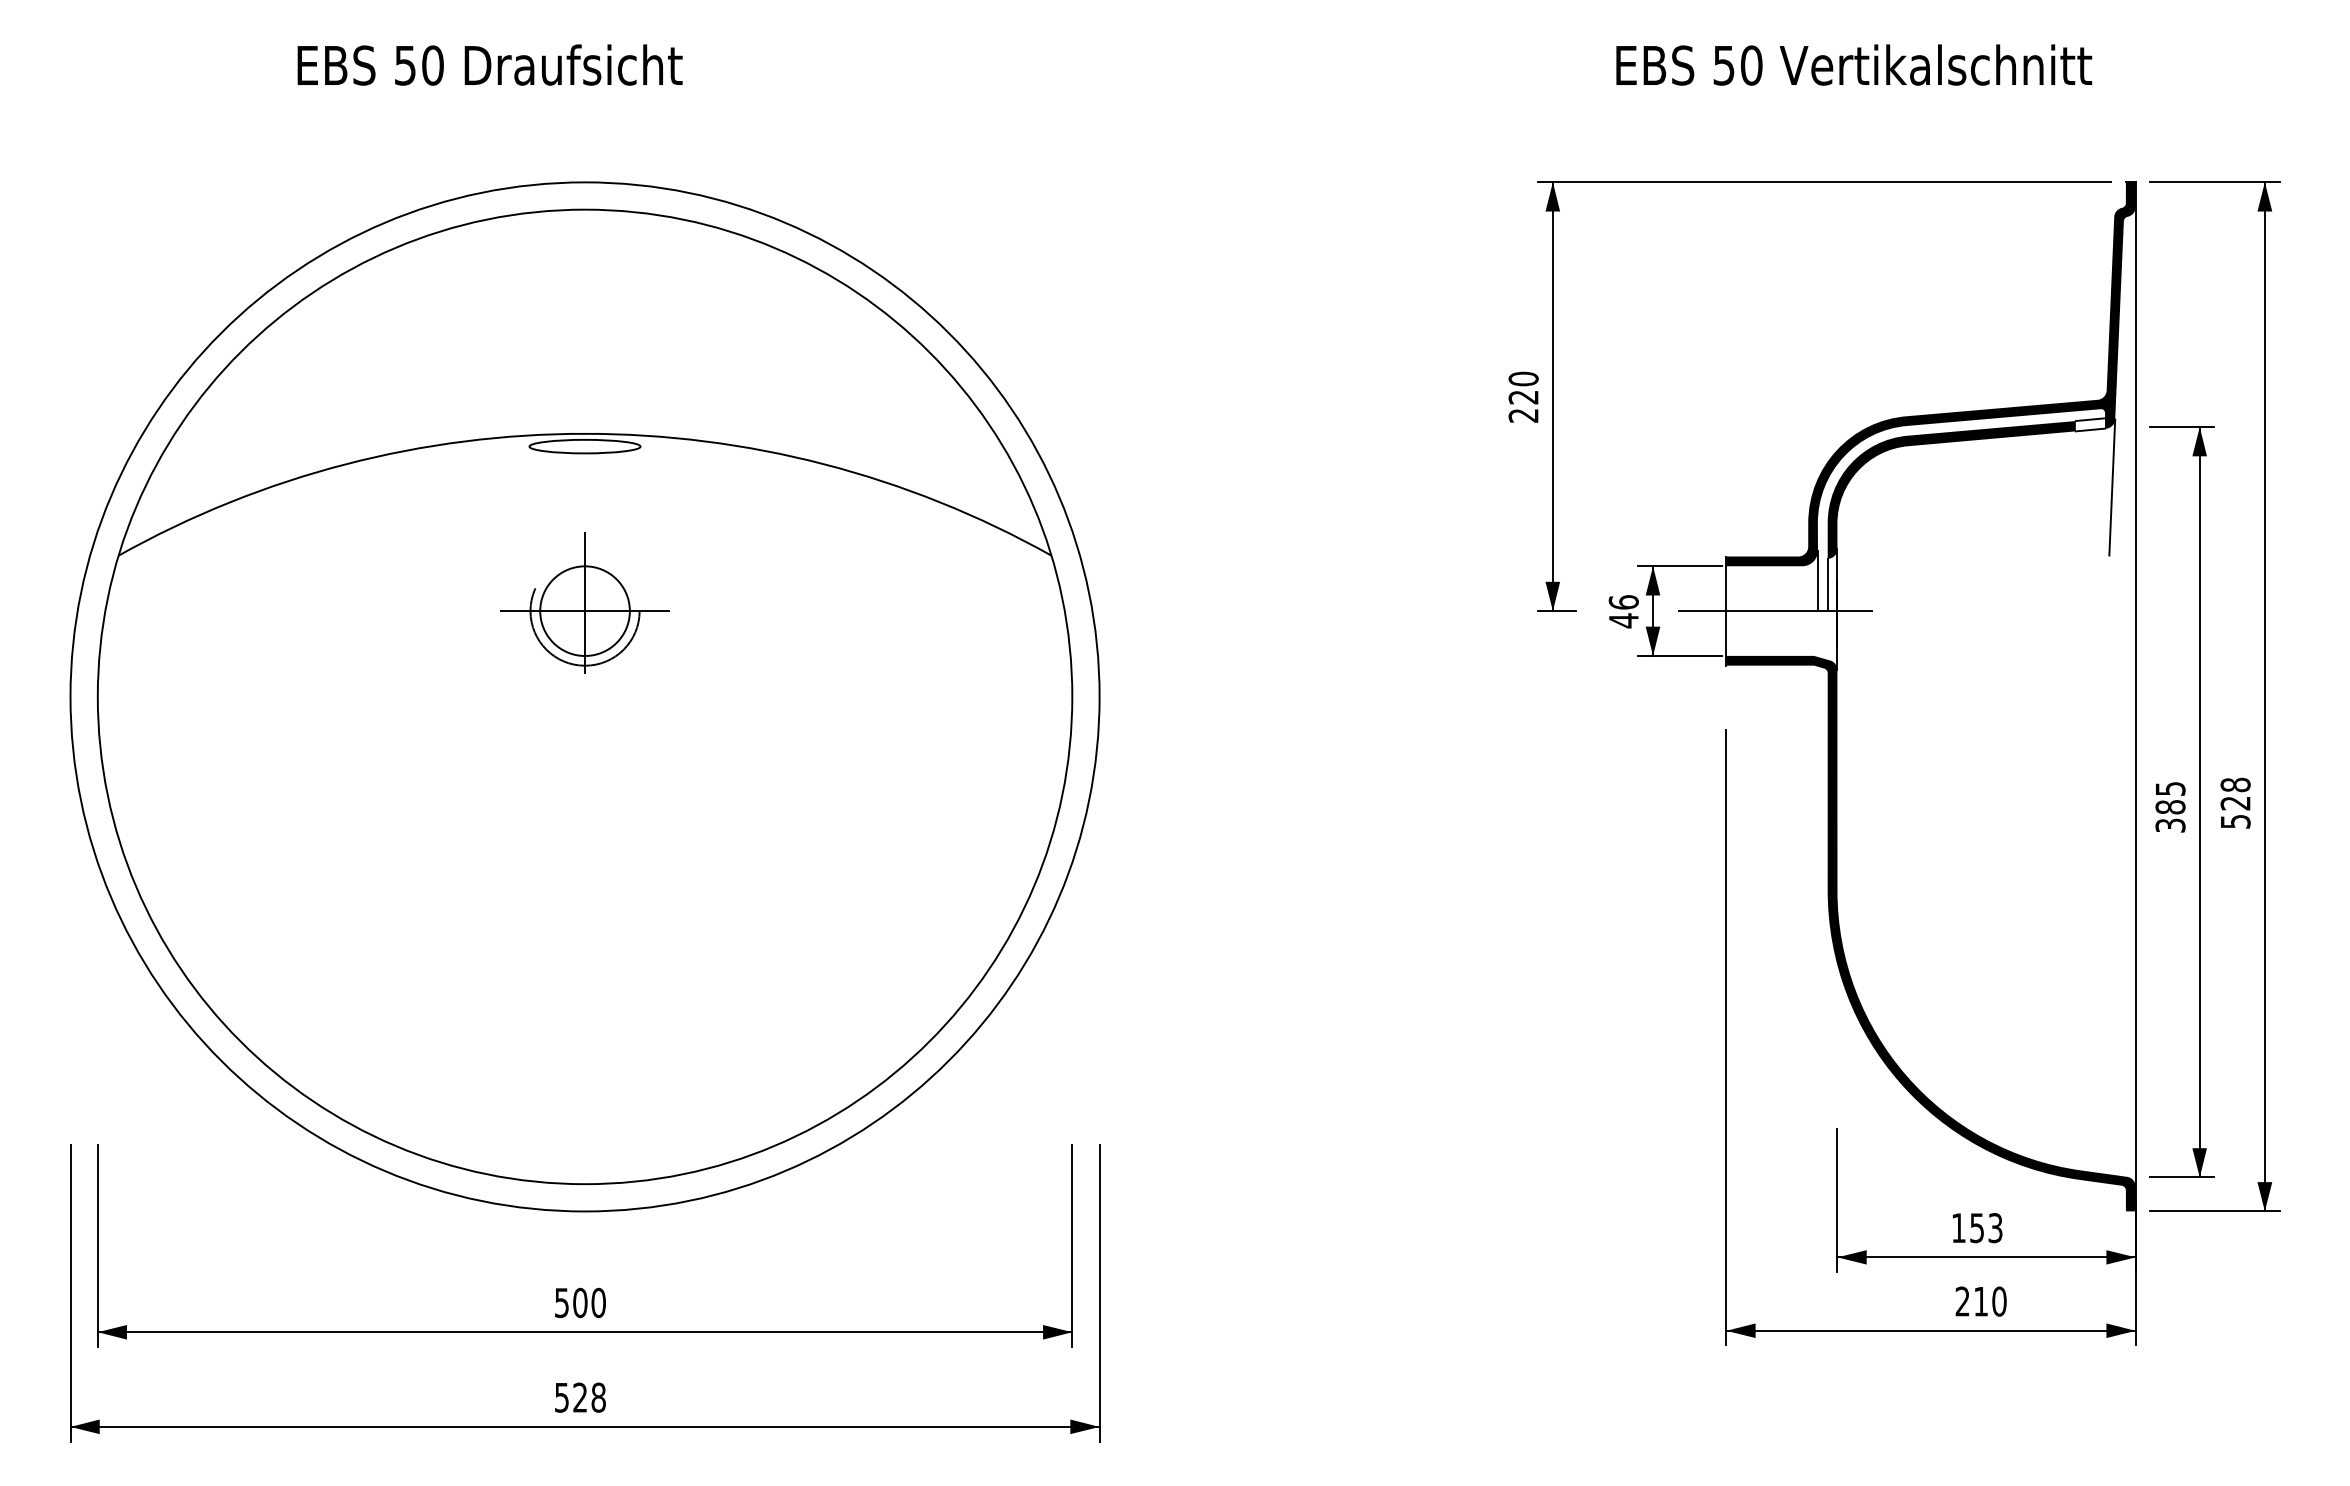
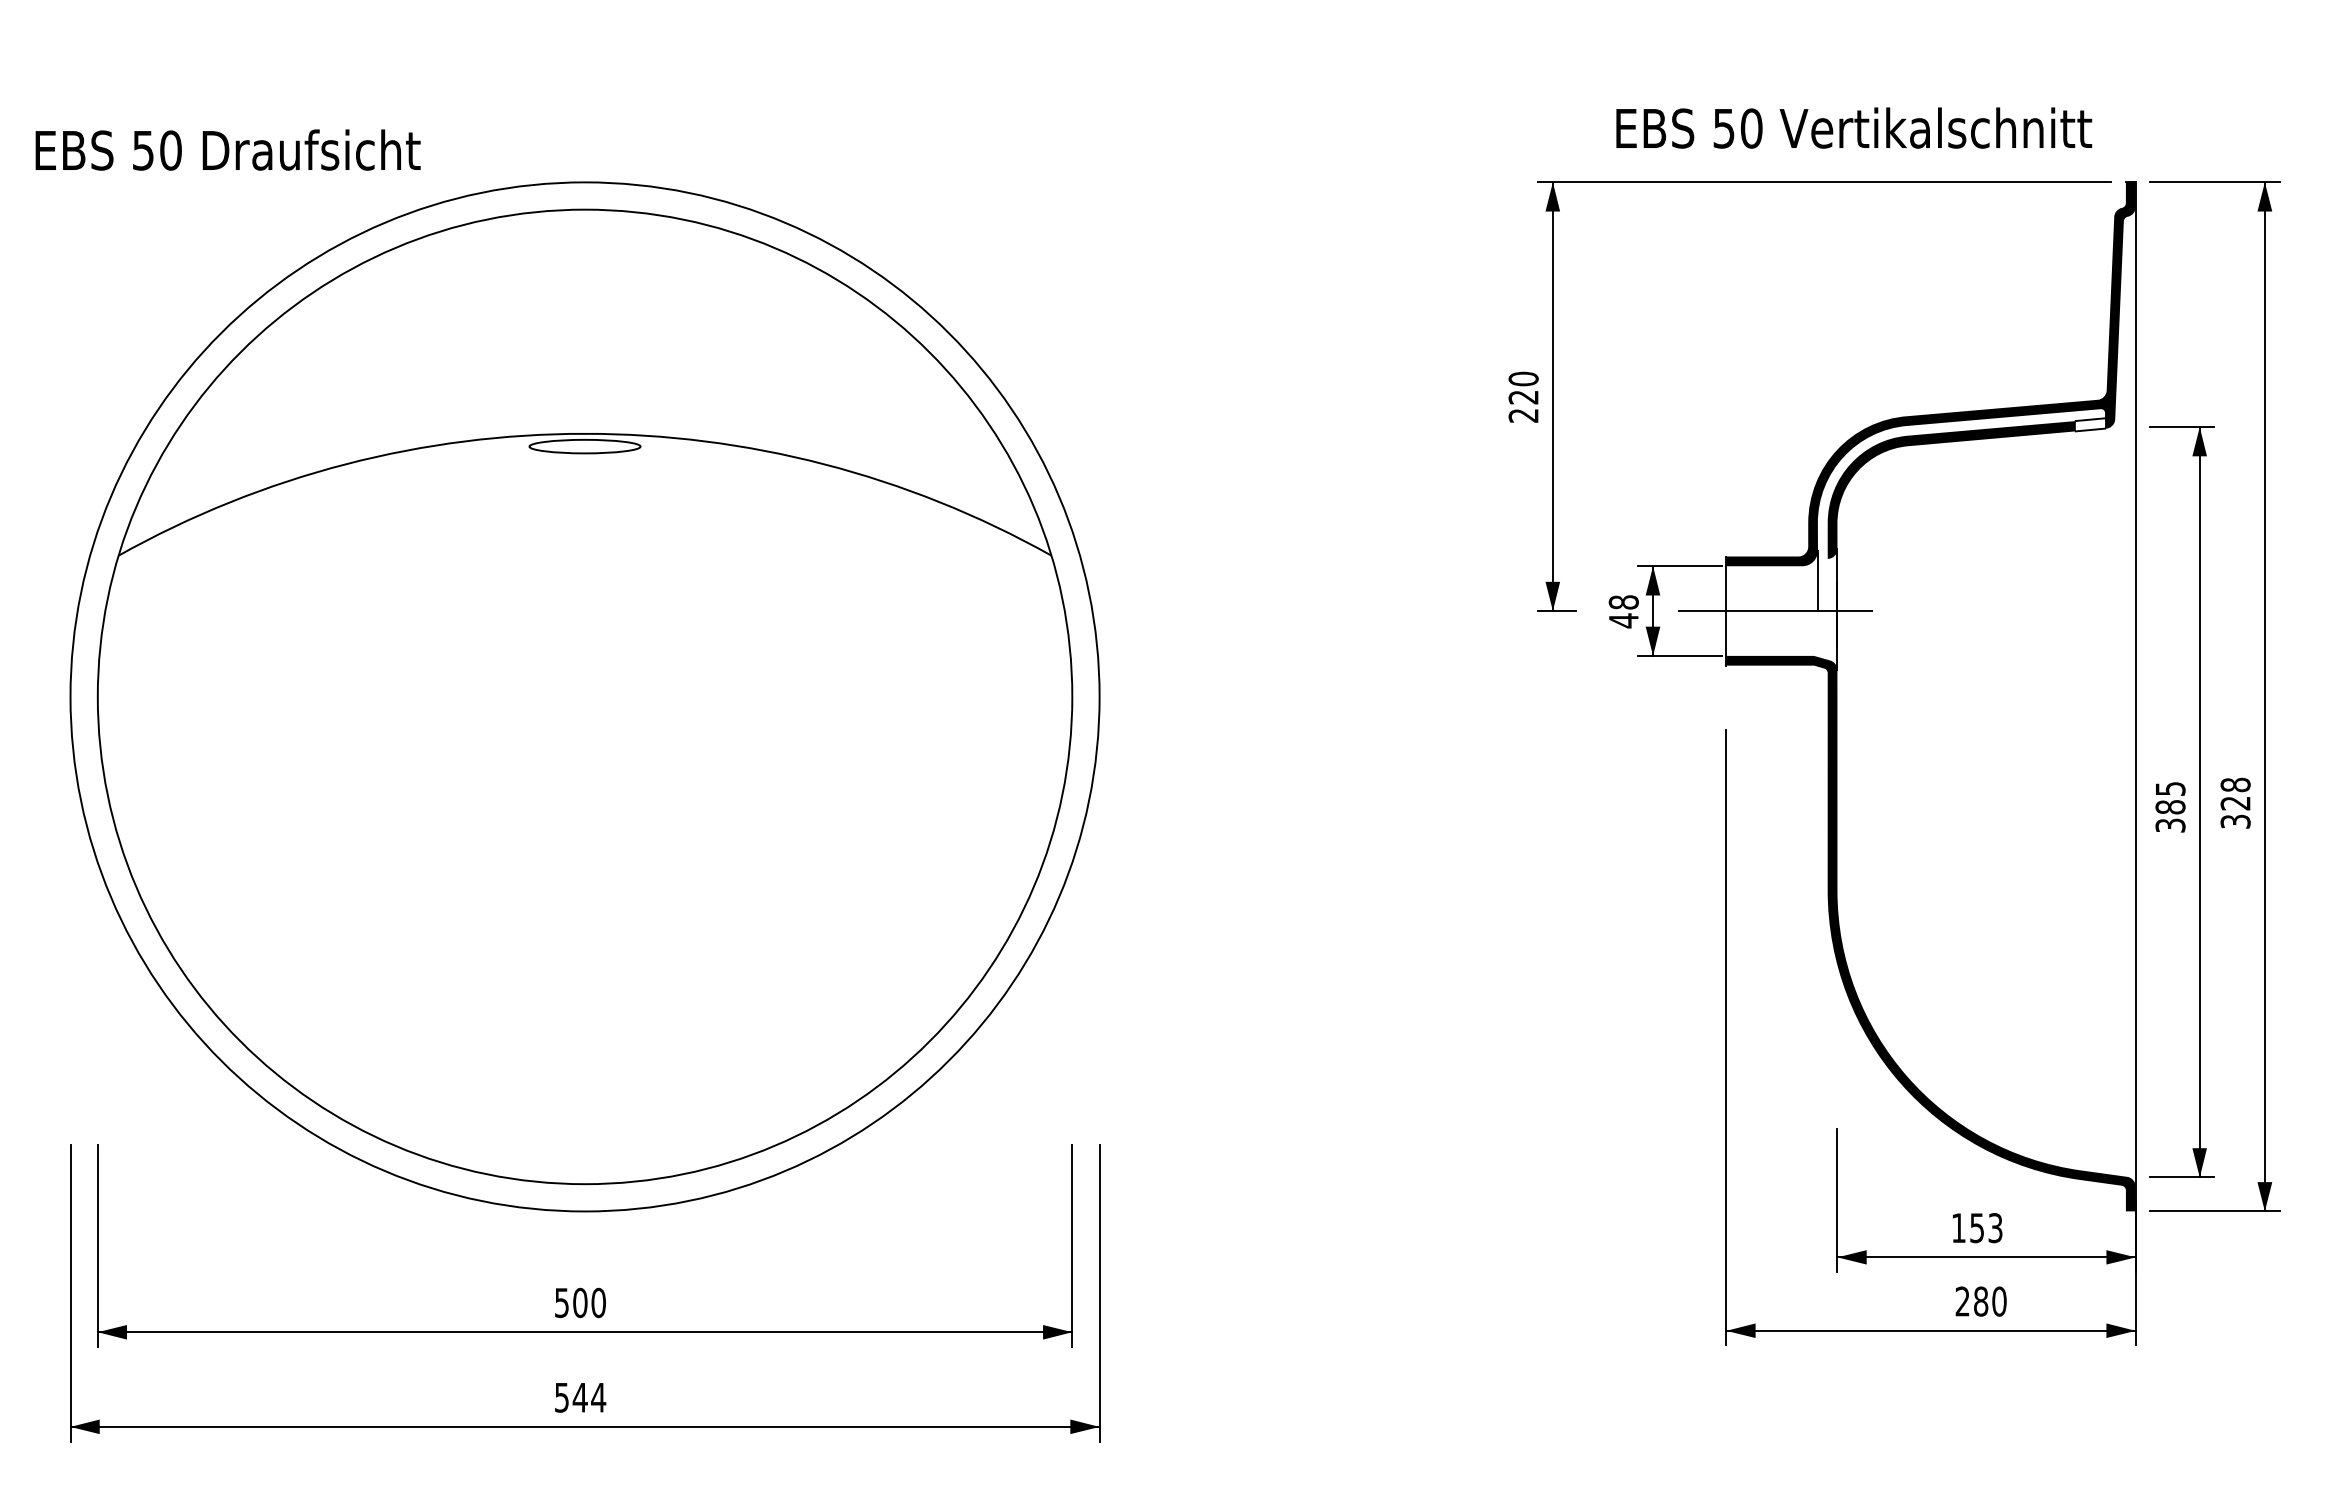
text position: (489, 64) -> (227, 149) (227, 149)
text position: (1854, 64) -> (1854, 127) (1854, 127)
line: present -> none (2112, 487)
line: present -> none (1827, 584)
part: present -> none (584, 602)
text: 46 -> 48 (1623, 602)
text: 528 -> 328 (2234, 821)
text: 210 -> 280 (1981, 1301)
text: 528 -> 544 (589, 1397)
